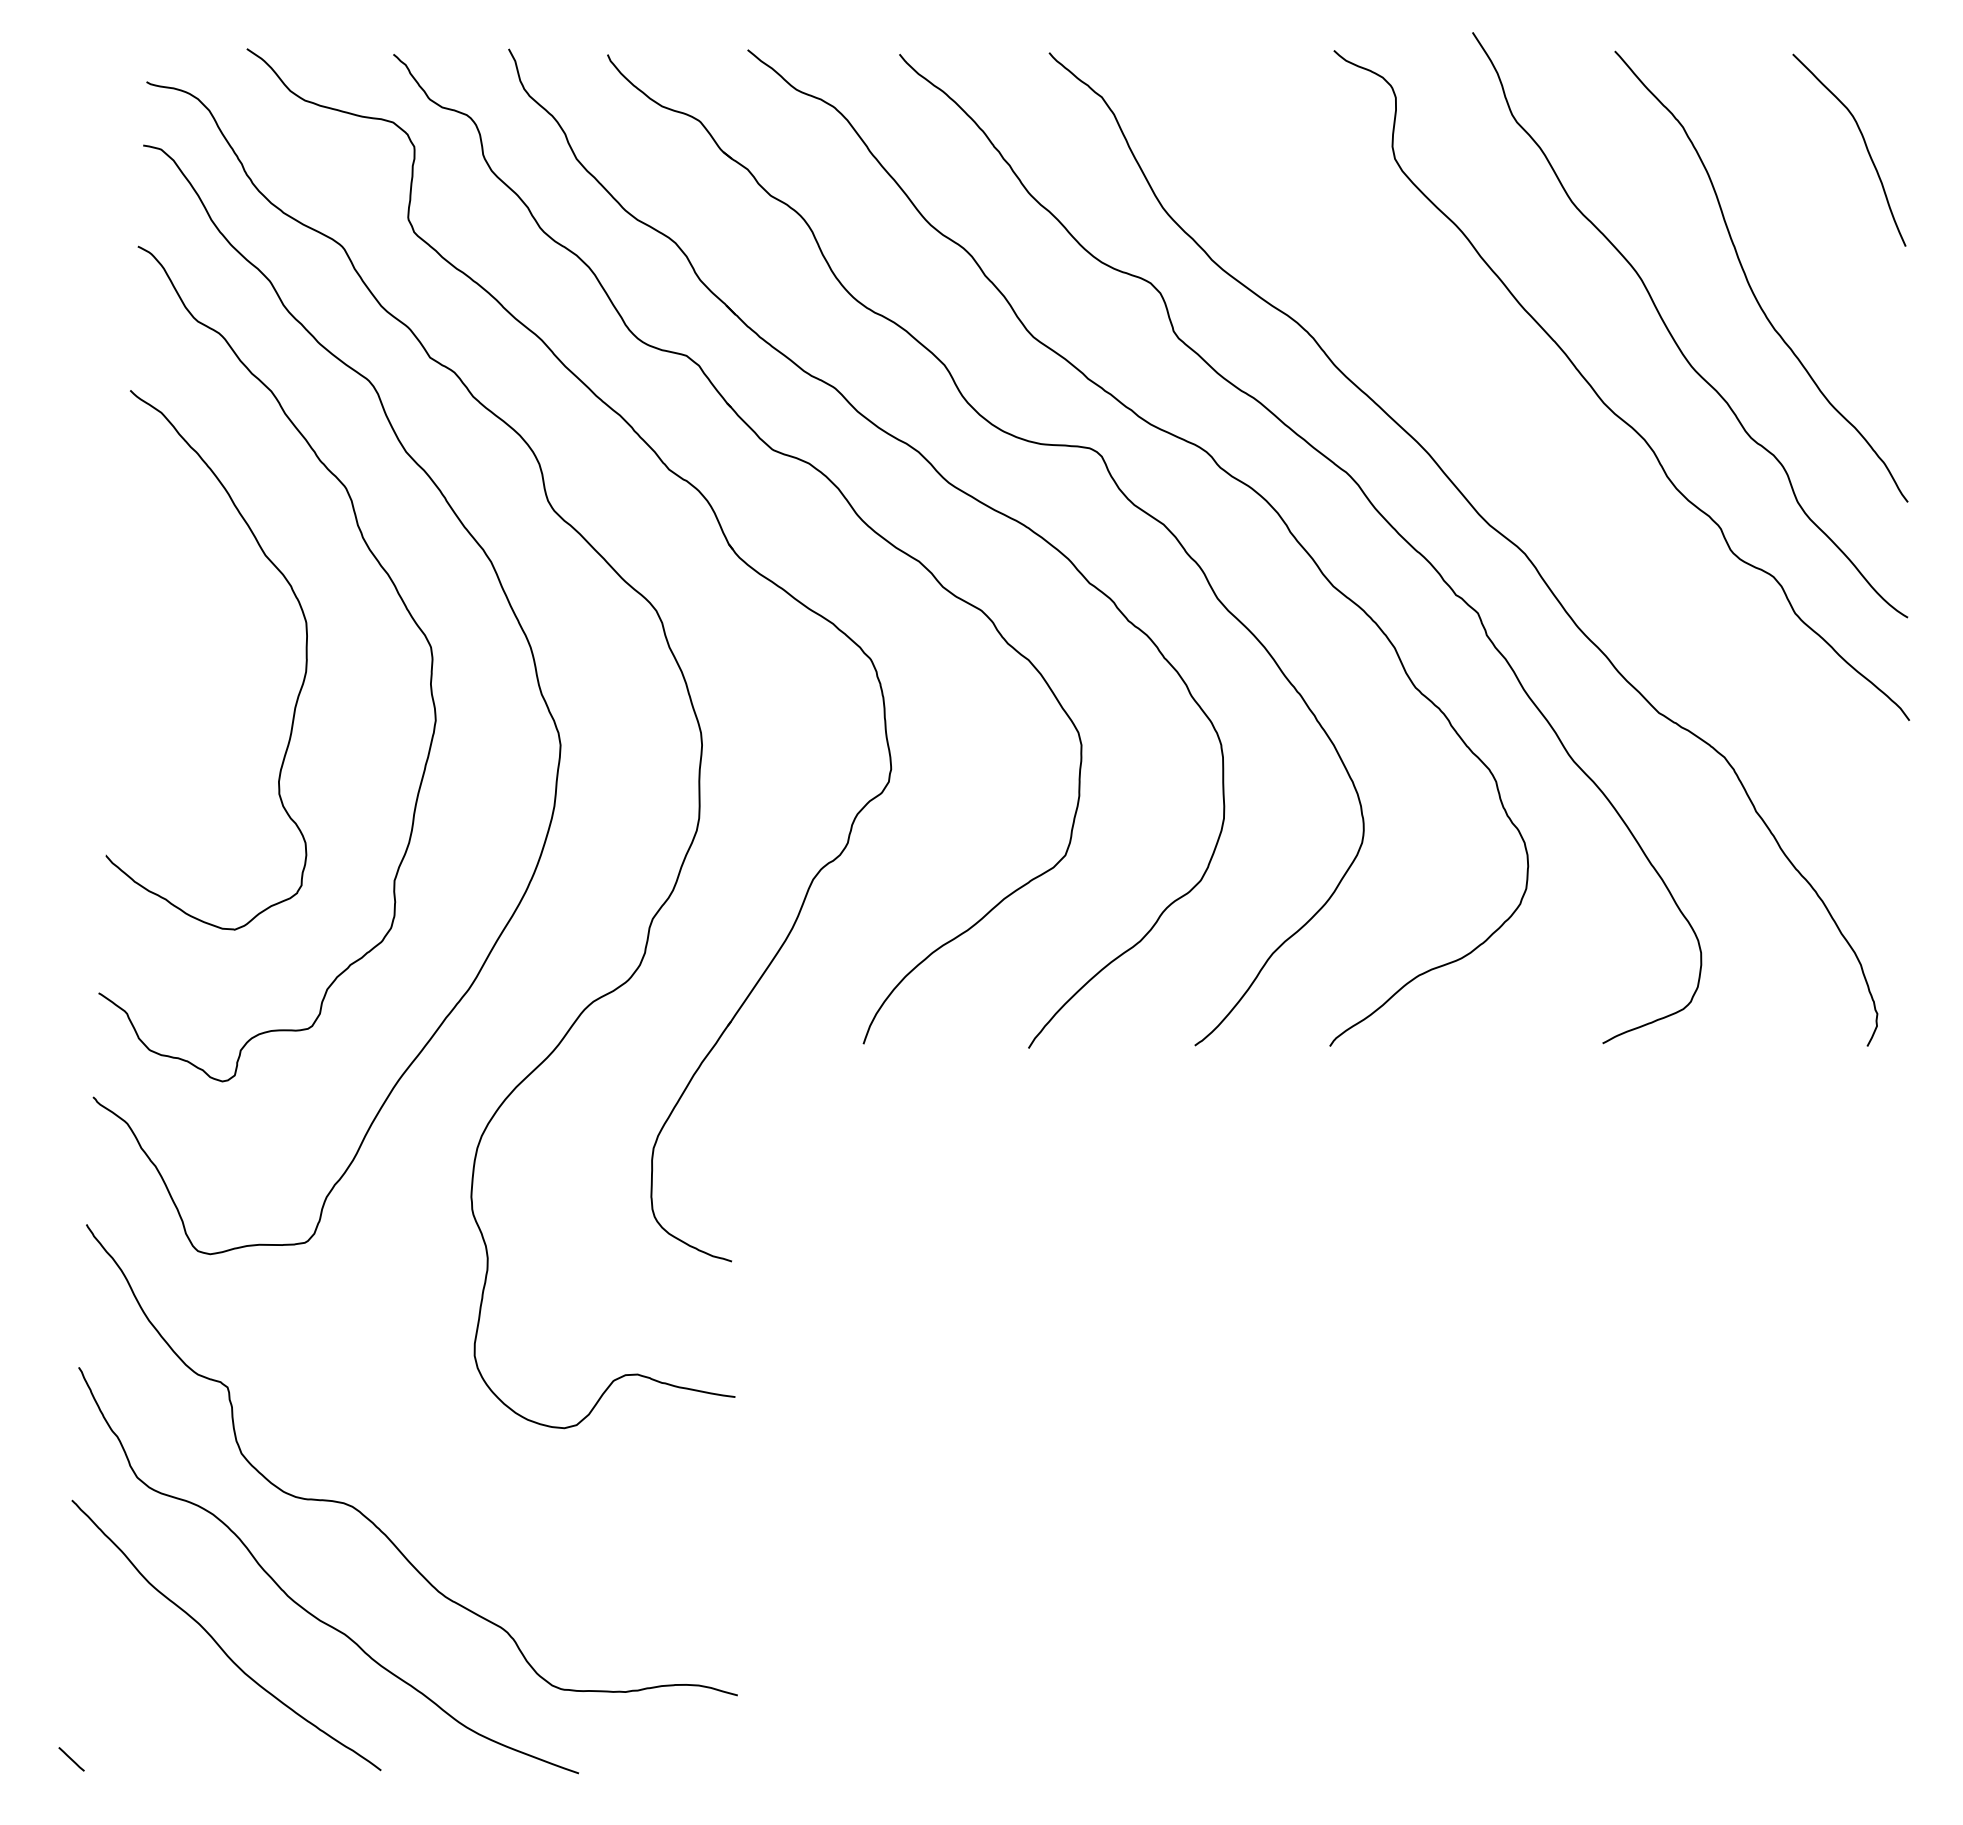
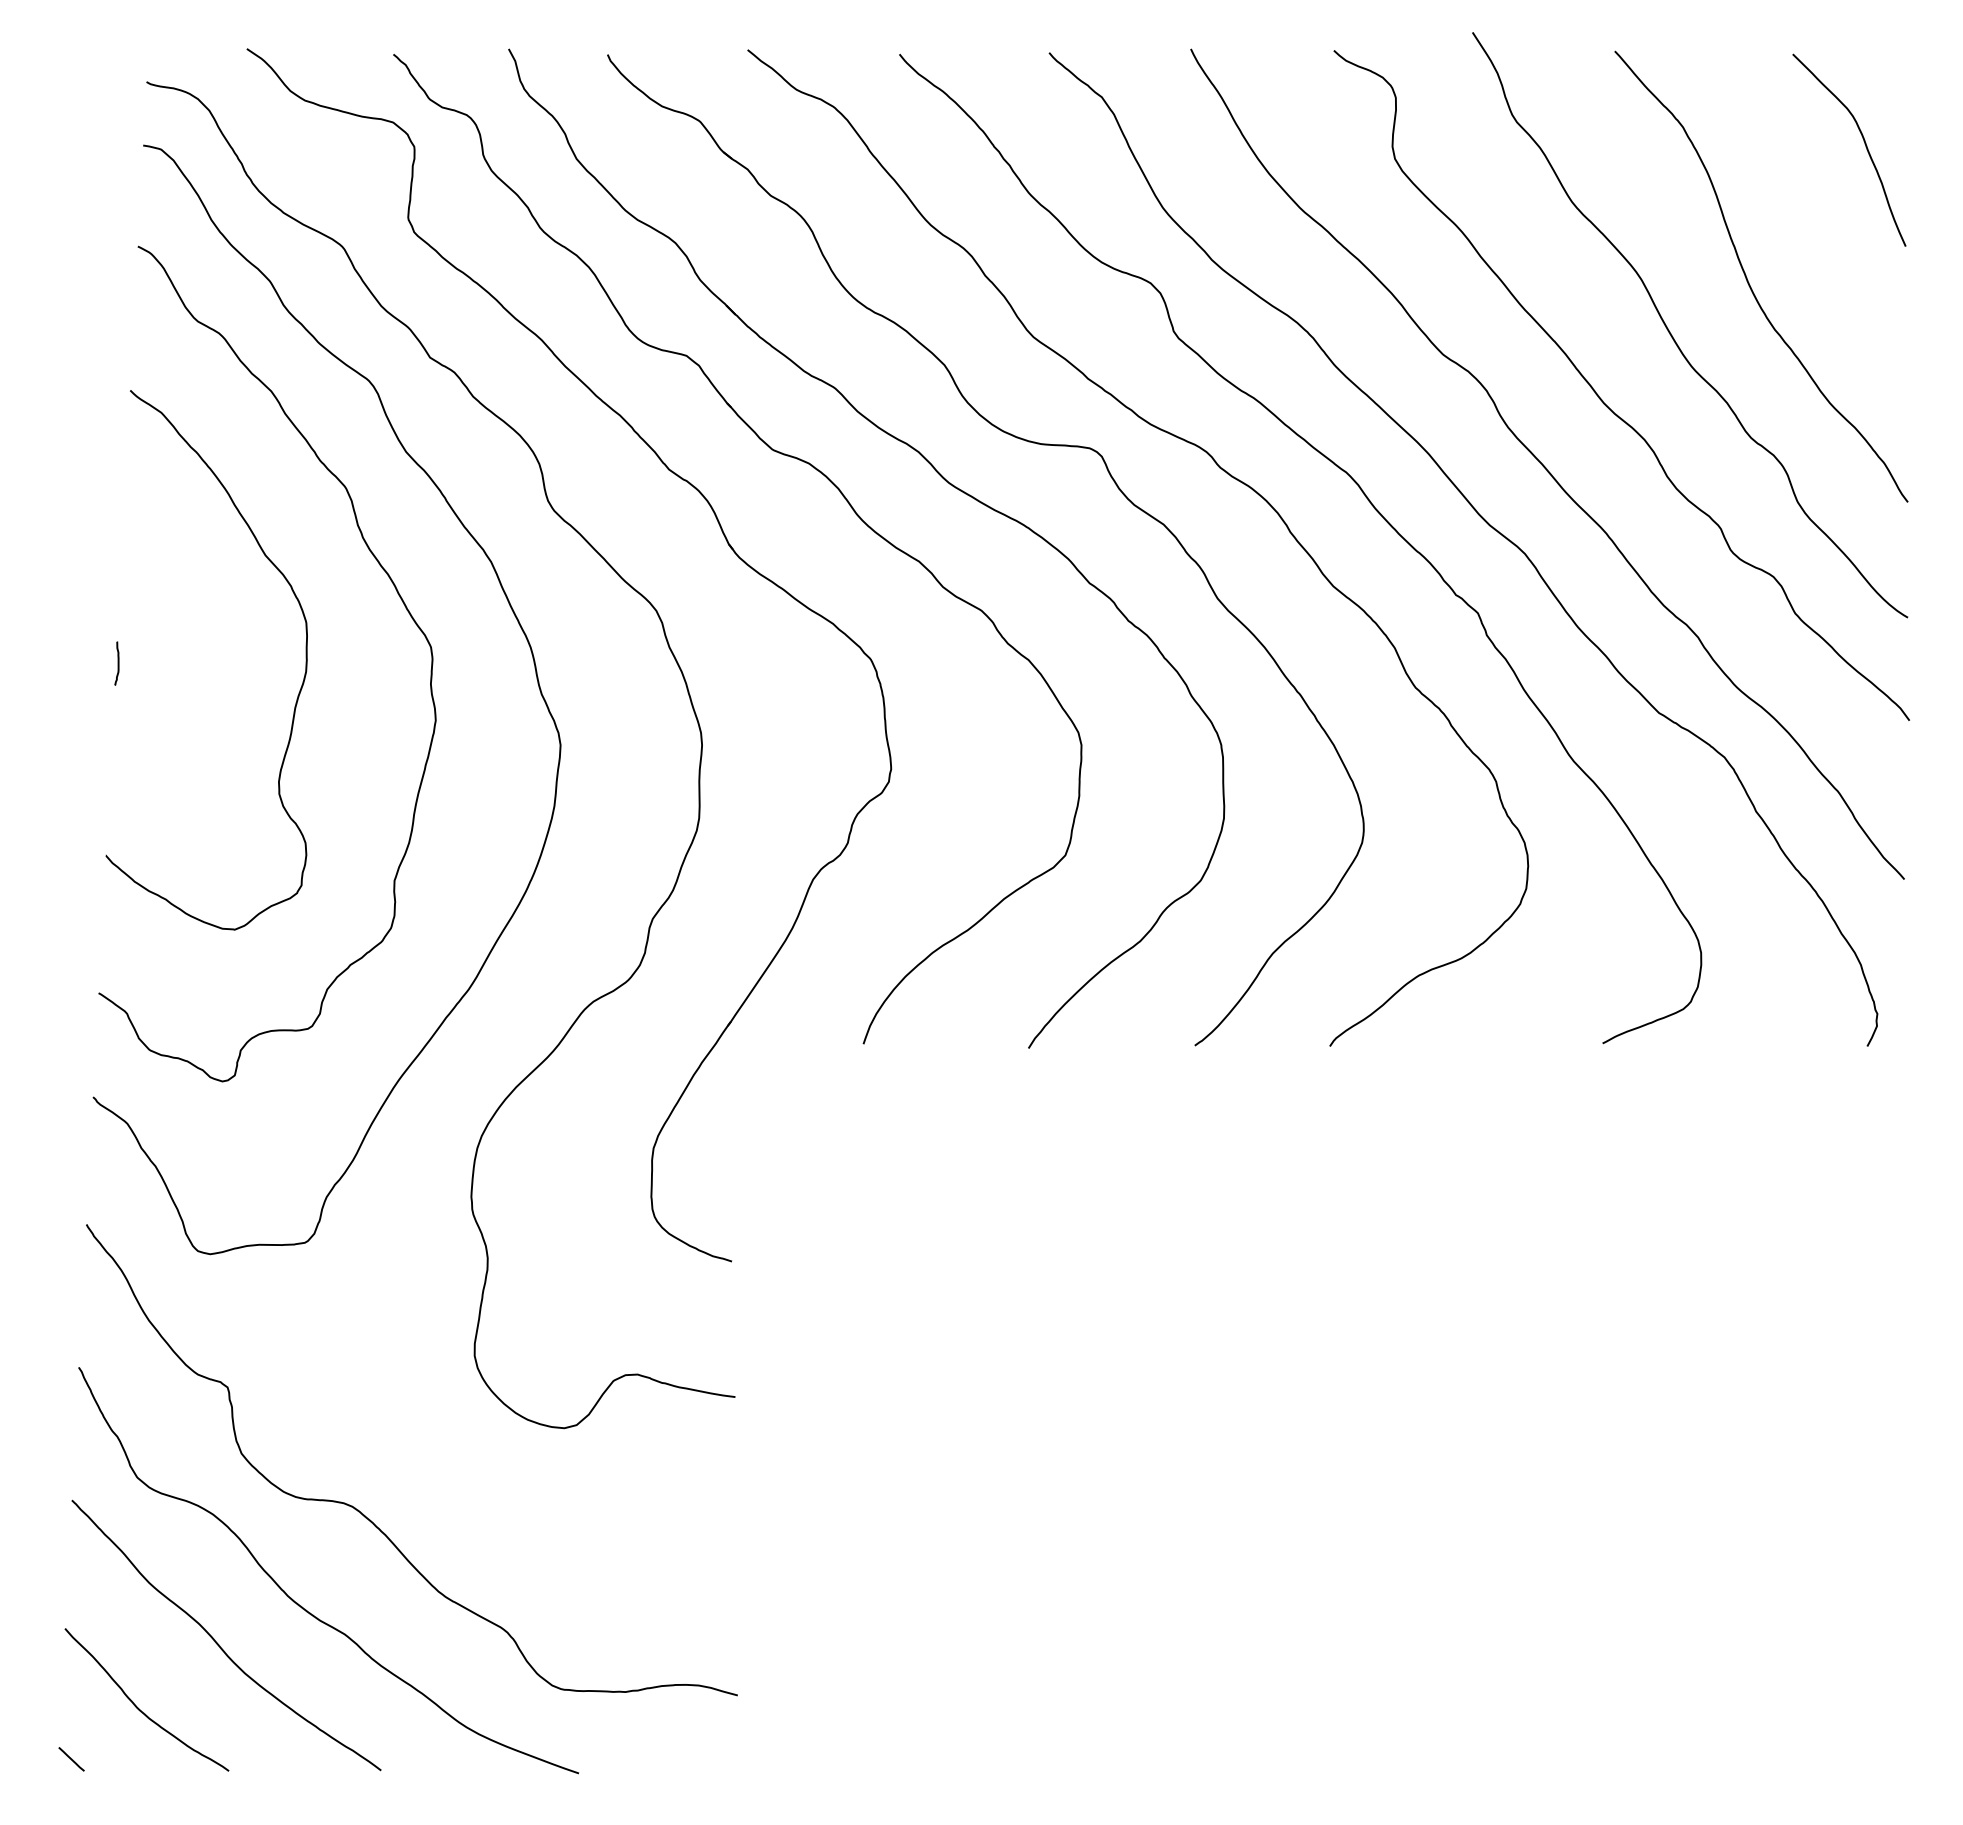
curve: none -> present (1544, 465)
curve: none -> present (117, 663)
curve: none -> present (138, 1707)
